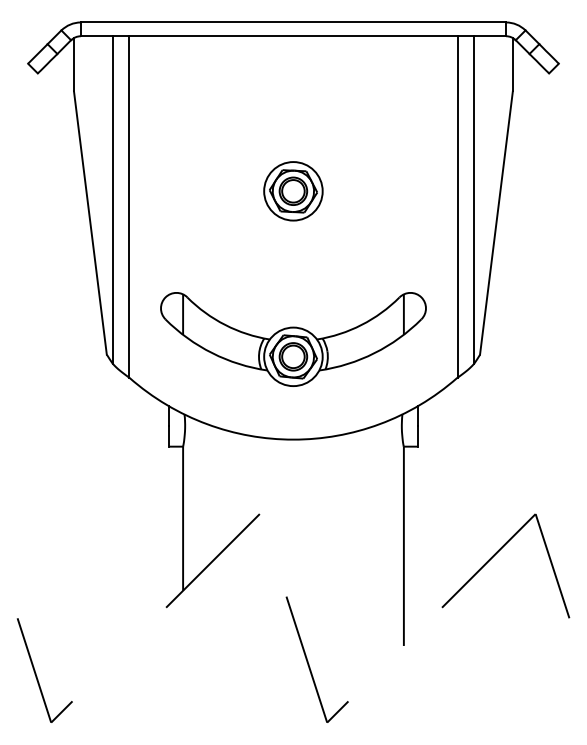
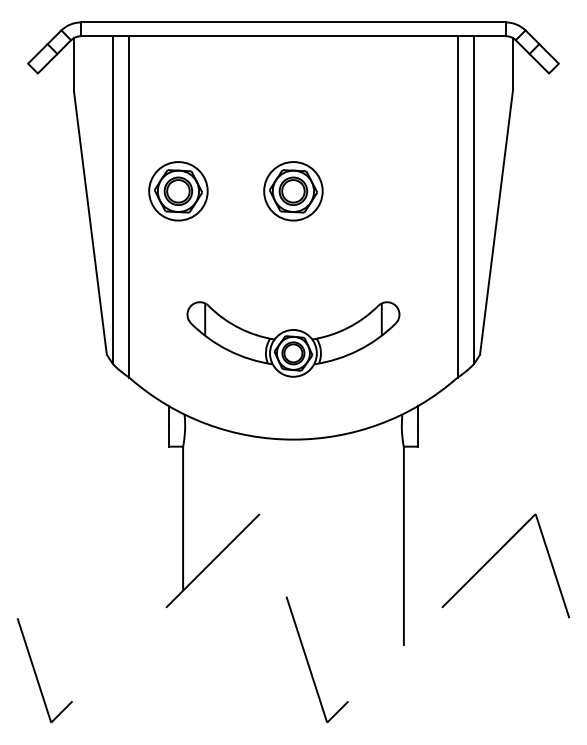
part: none -> present (178, 191)
part size: 267x95 px -> 215x77 px (293, 339)
